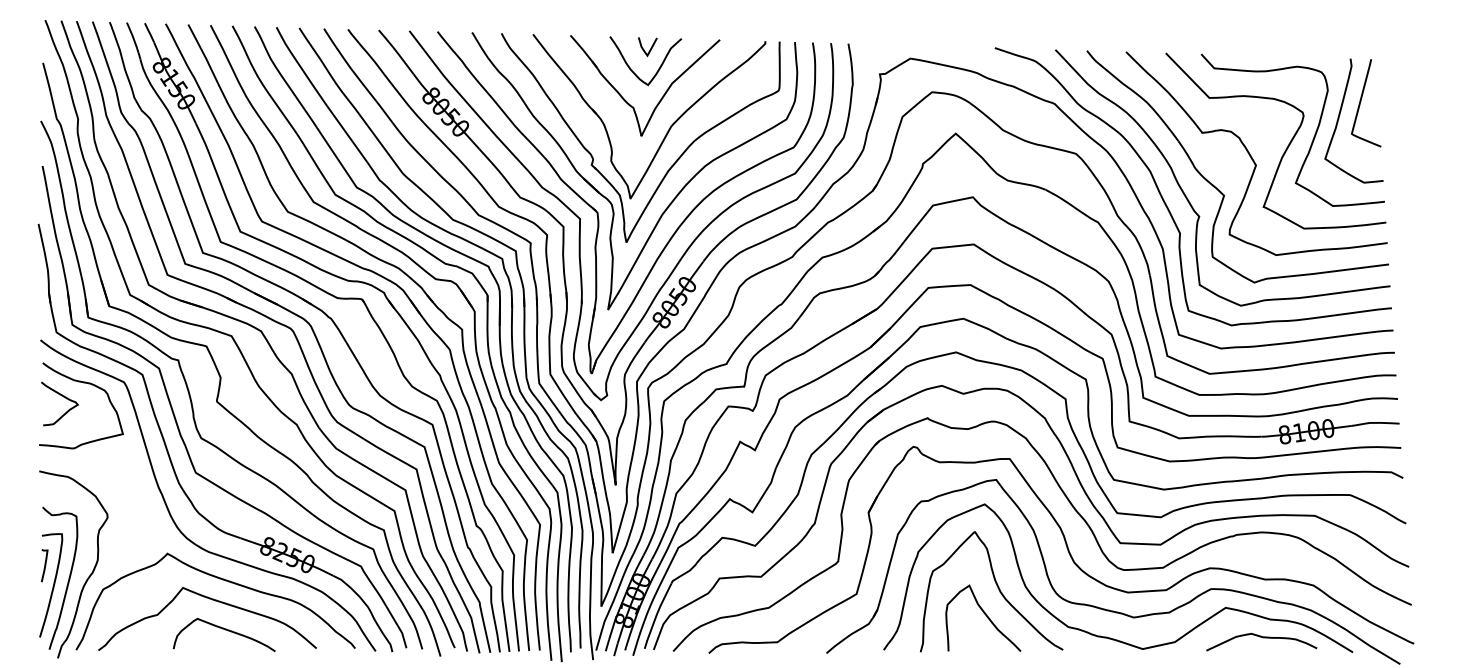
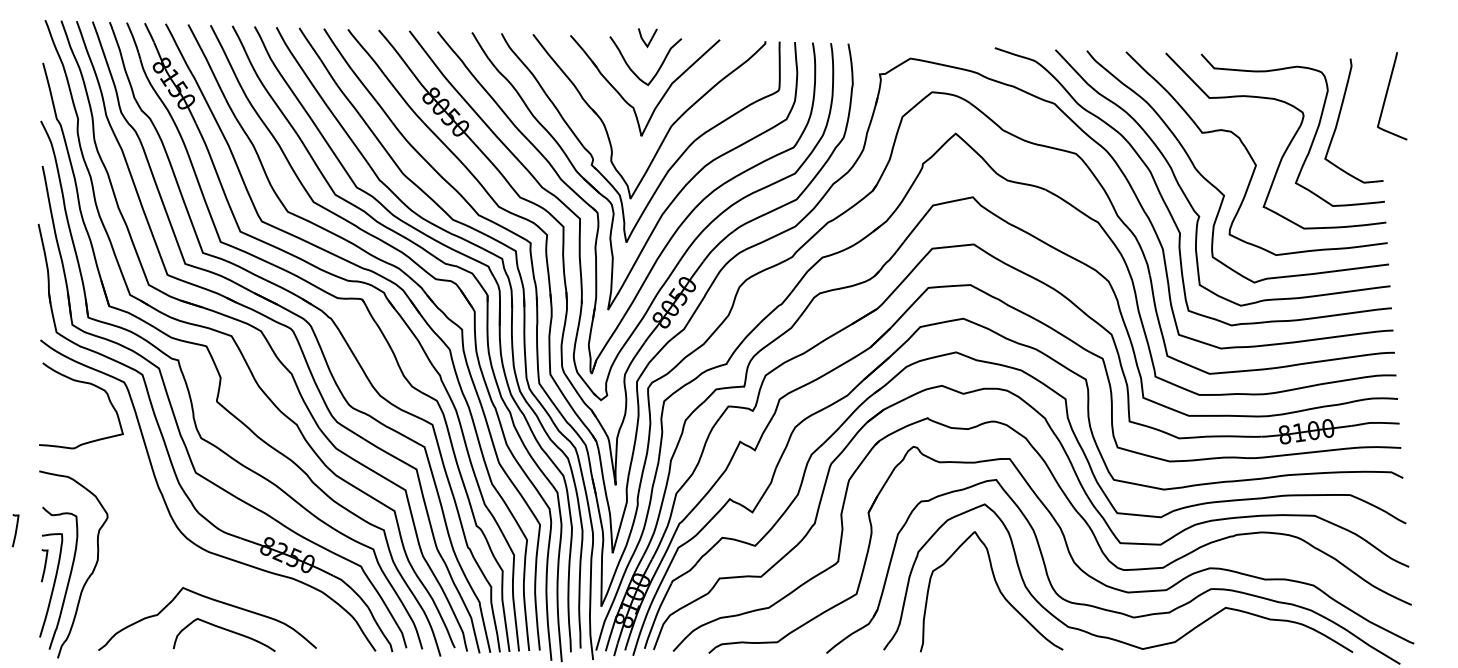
curve position: (649, 49) -> (649, 40) (649, 40)
curve position: (1361, 101) -> (1387, 94) (1387, 94)
curve: present -> none (63, 397)
curve: none -> present (15, 530)
curve: present -> none (222, 580)
curve: present -> none (985, 615)
curve: present -> none (1263, 638)
